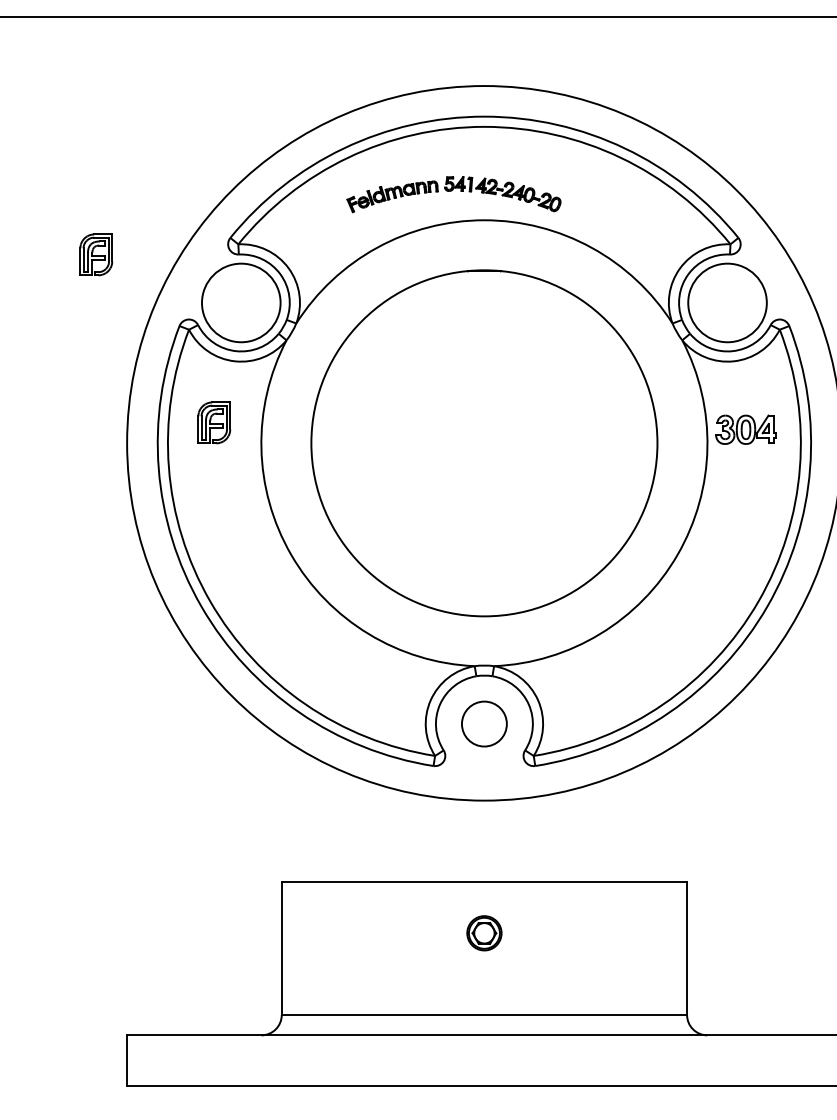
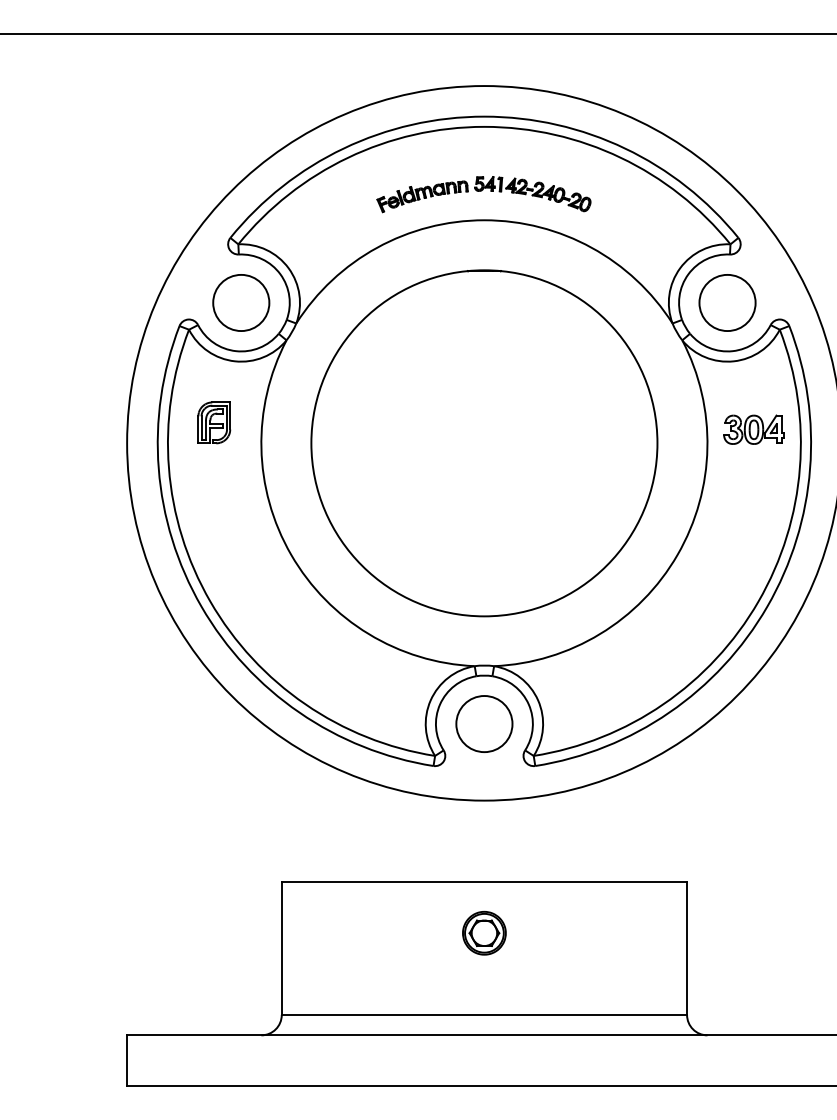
line position: (417, 16) -> (417, 33) (417, 33)
part position: (453, 194) -> (483, 194) (483, 194)
part: present -> none (96, 254)
circle diameter: 79 px -> 56 px (241, 302)
circle diameter: 79 px -> 56 px (727, 302)
part position: (745, 429) -> (753, 429) (753, 429)
circle diameter: 45 px -> 56 px (484, 724)
part size: 37x37 px -> 45x45 px (484, 933)
